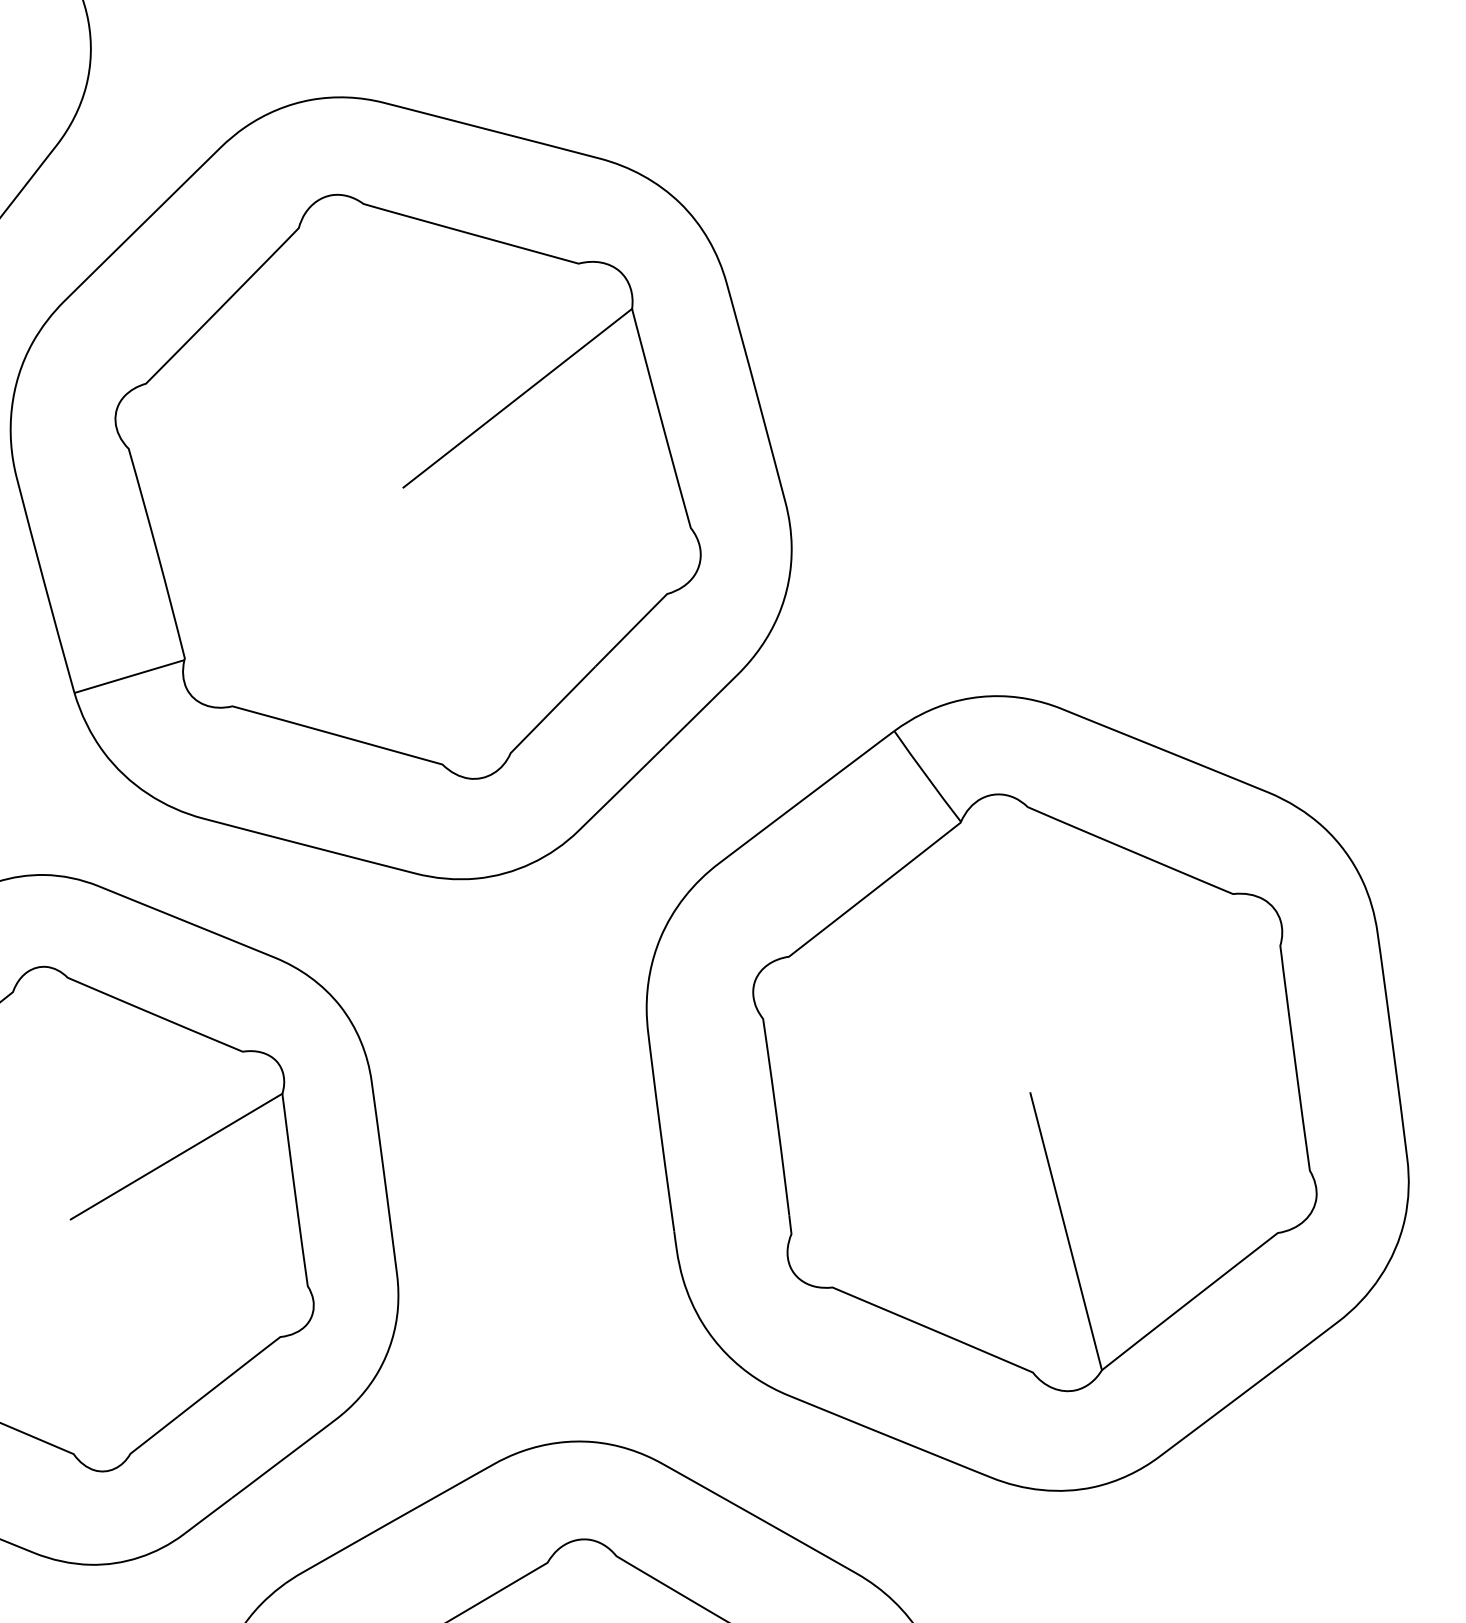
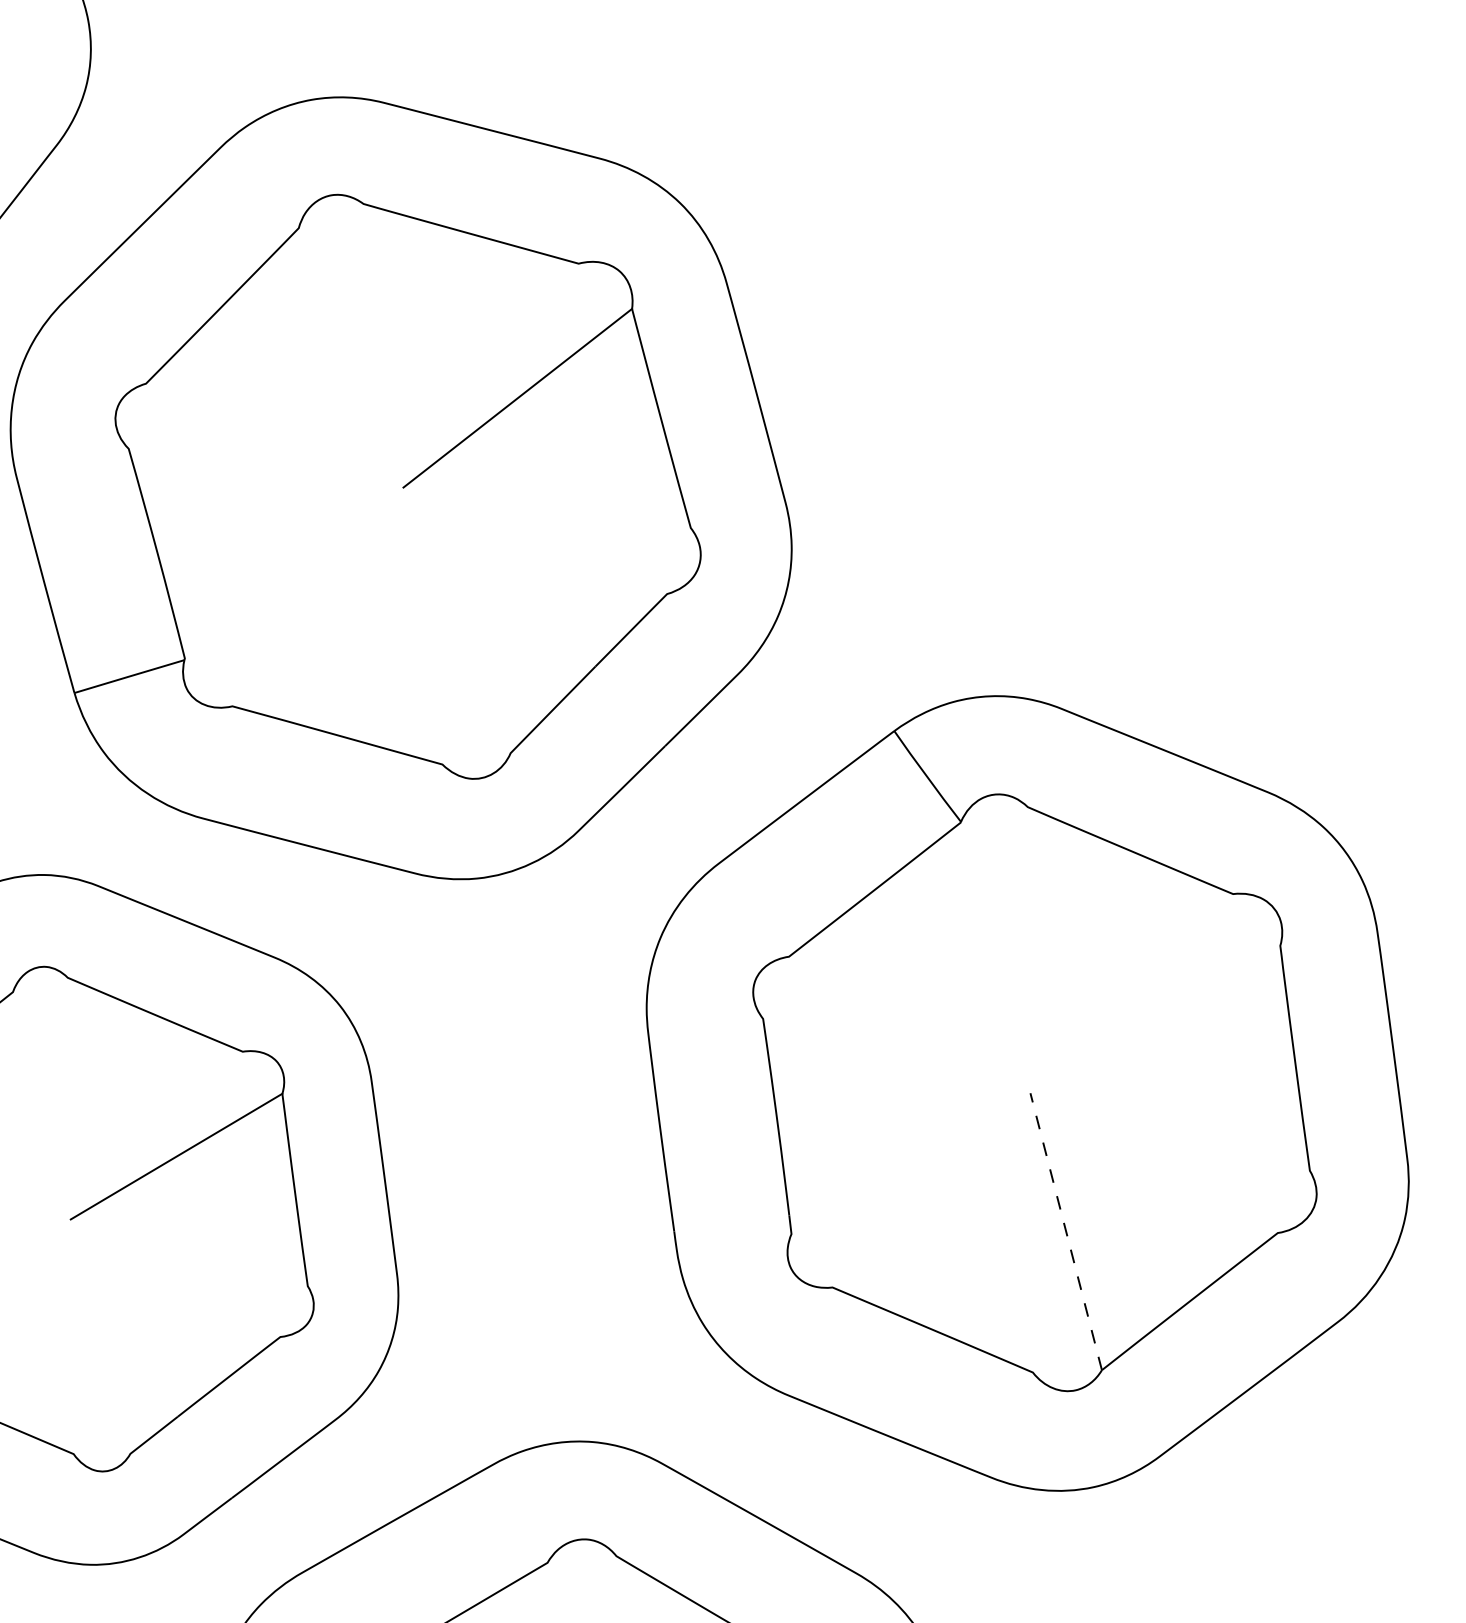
line: solid -> dashed (1066, 1231)
